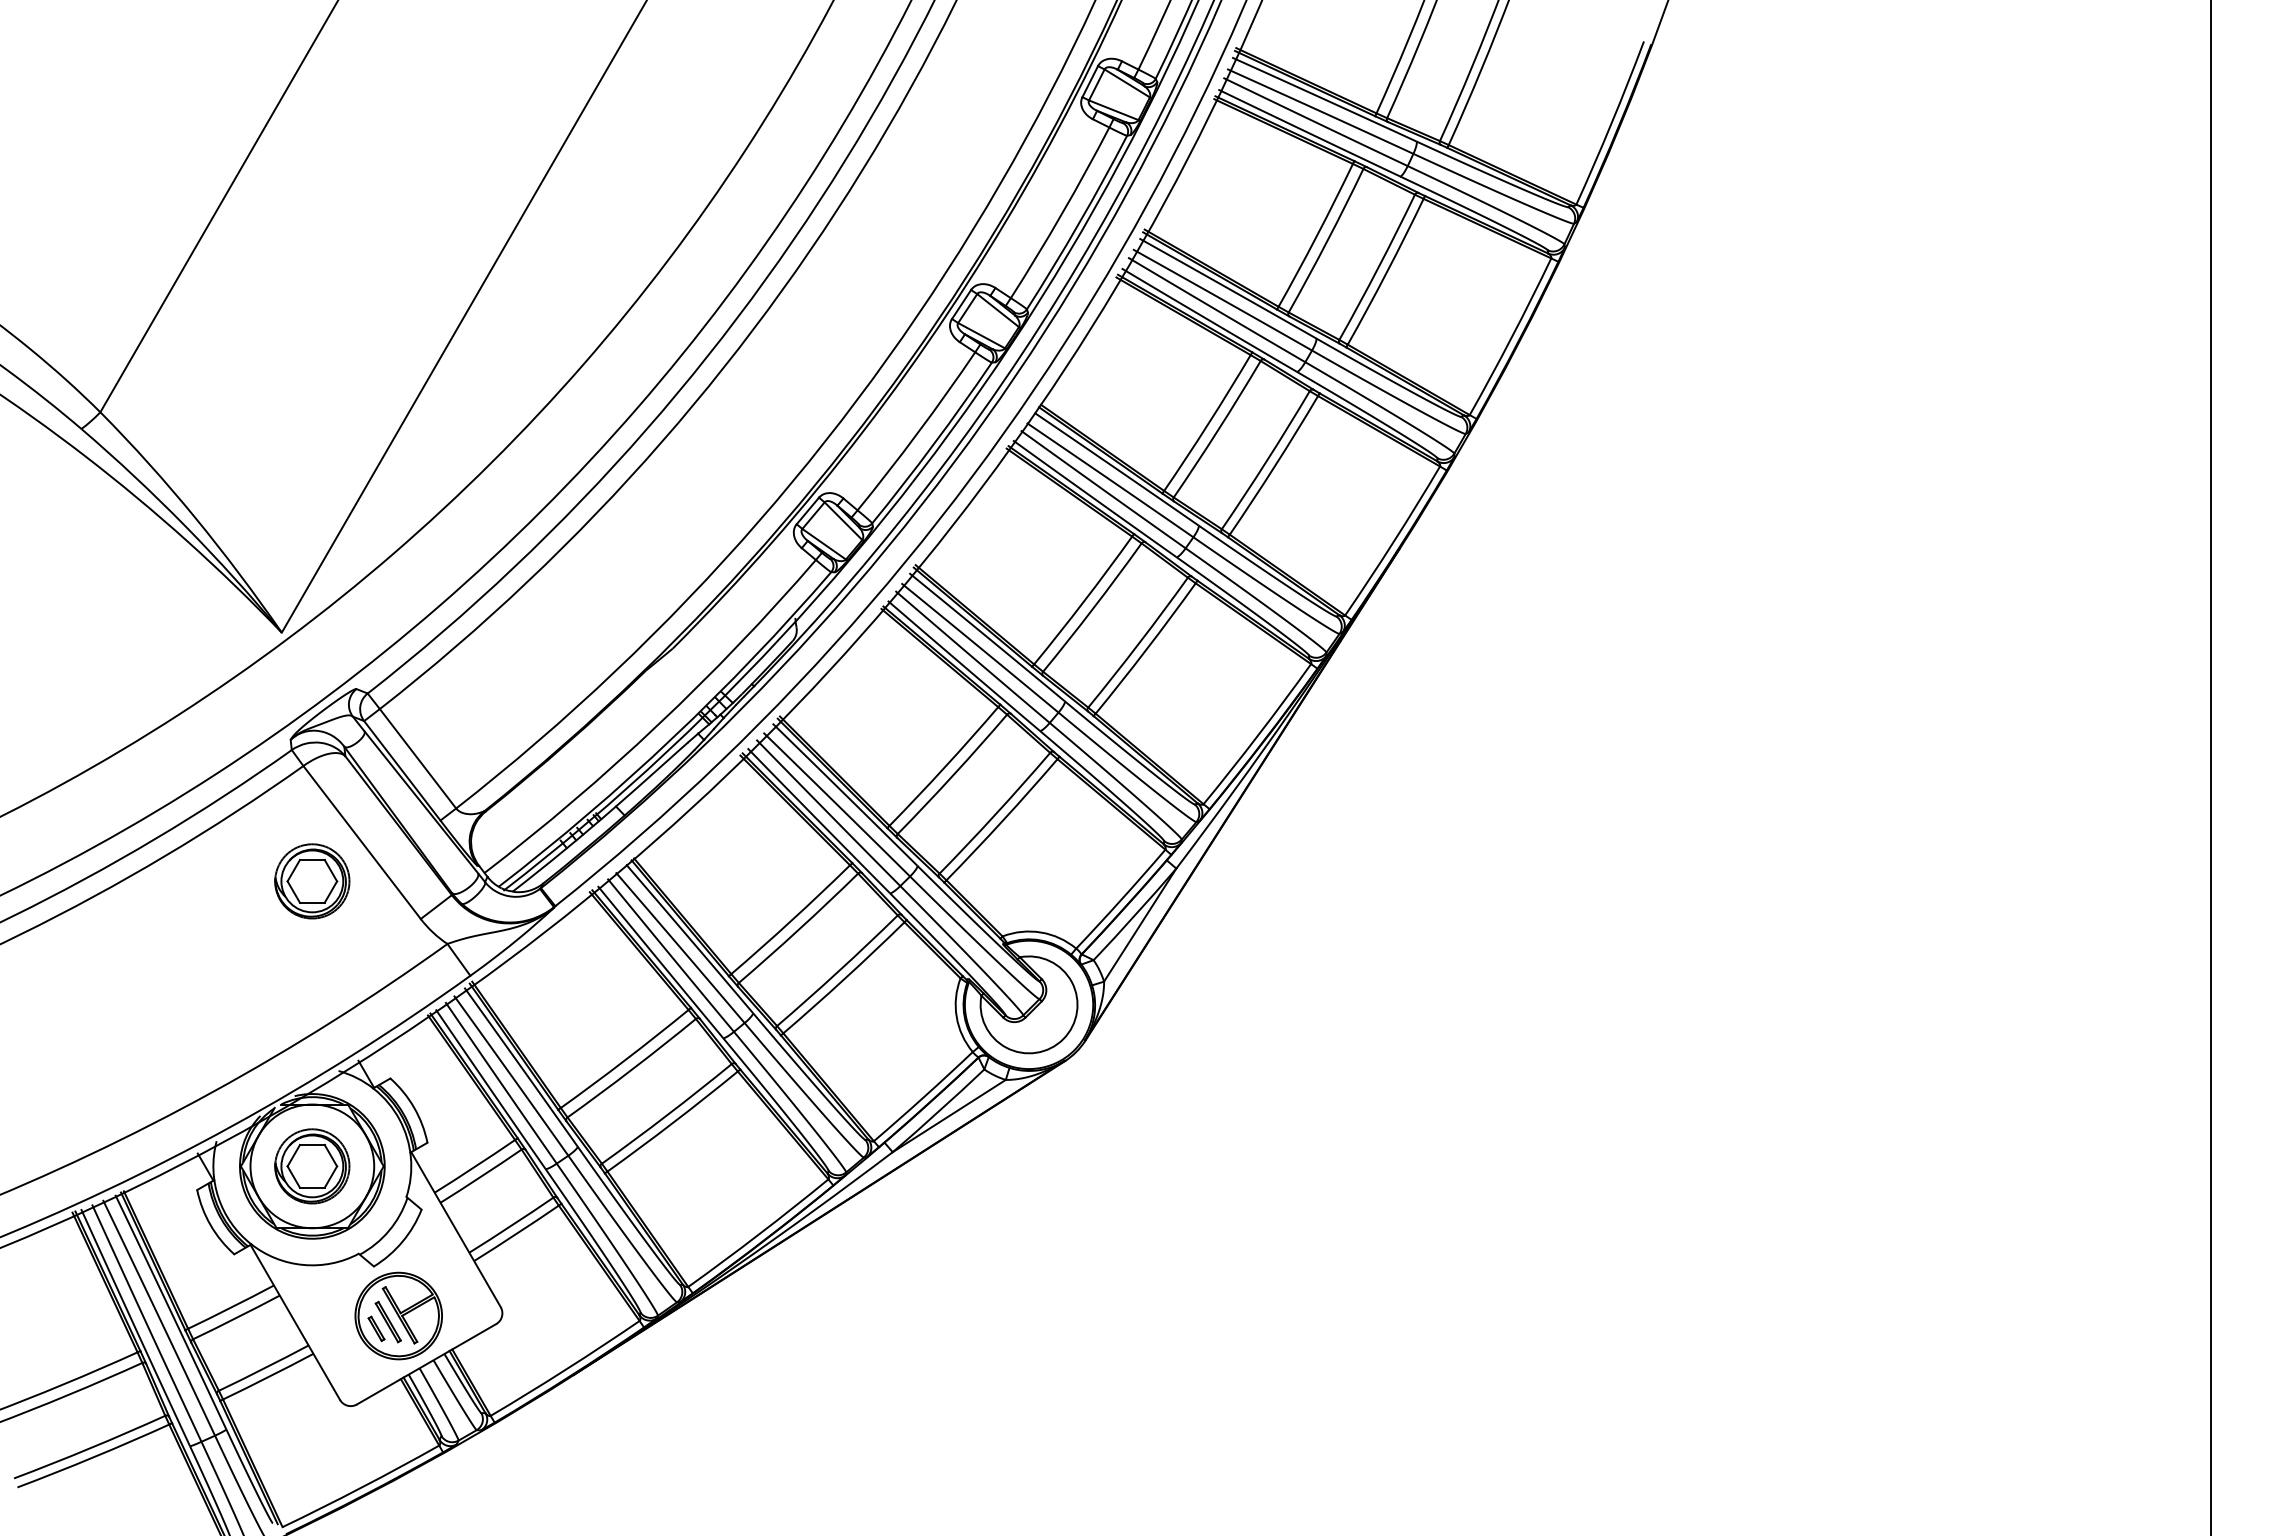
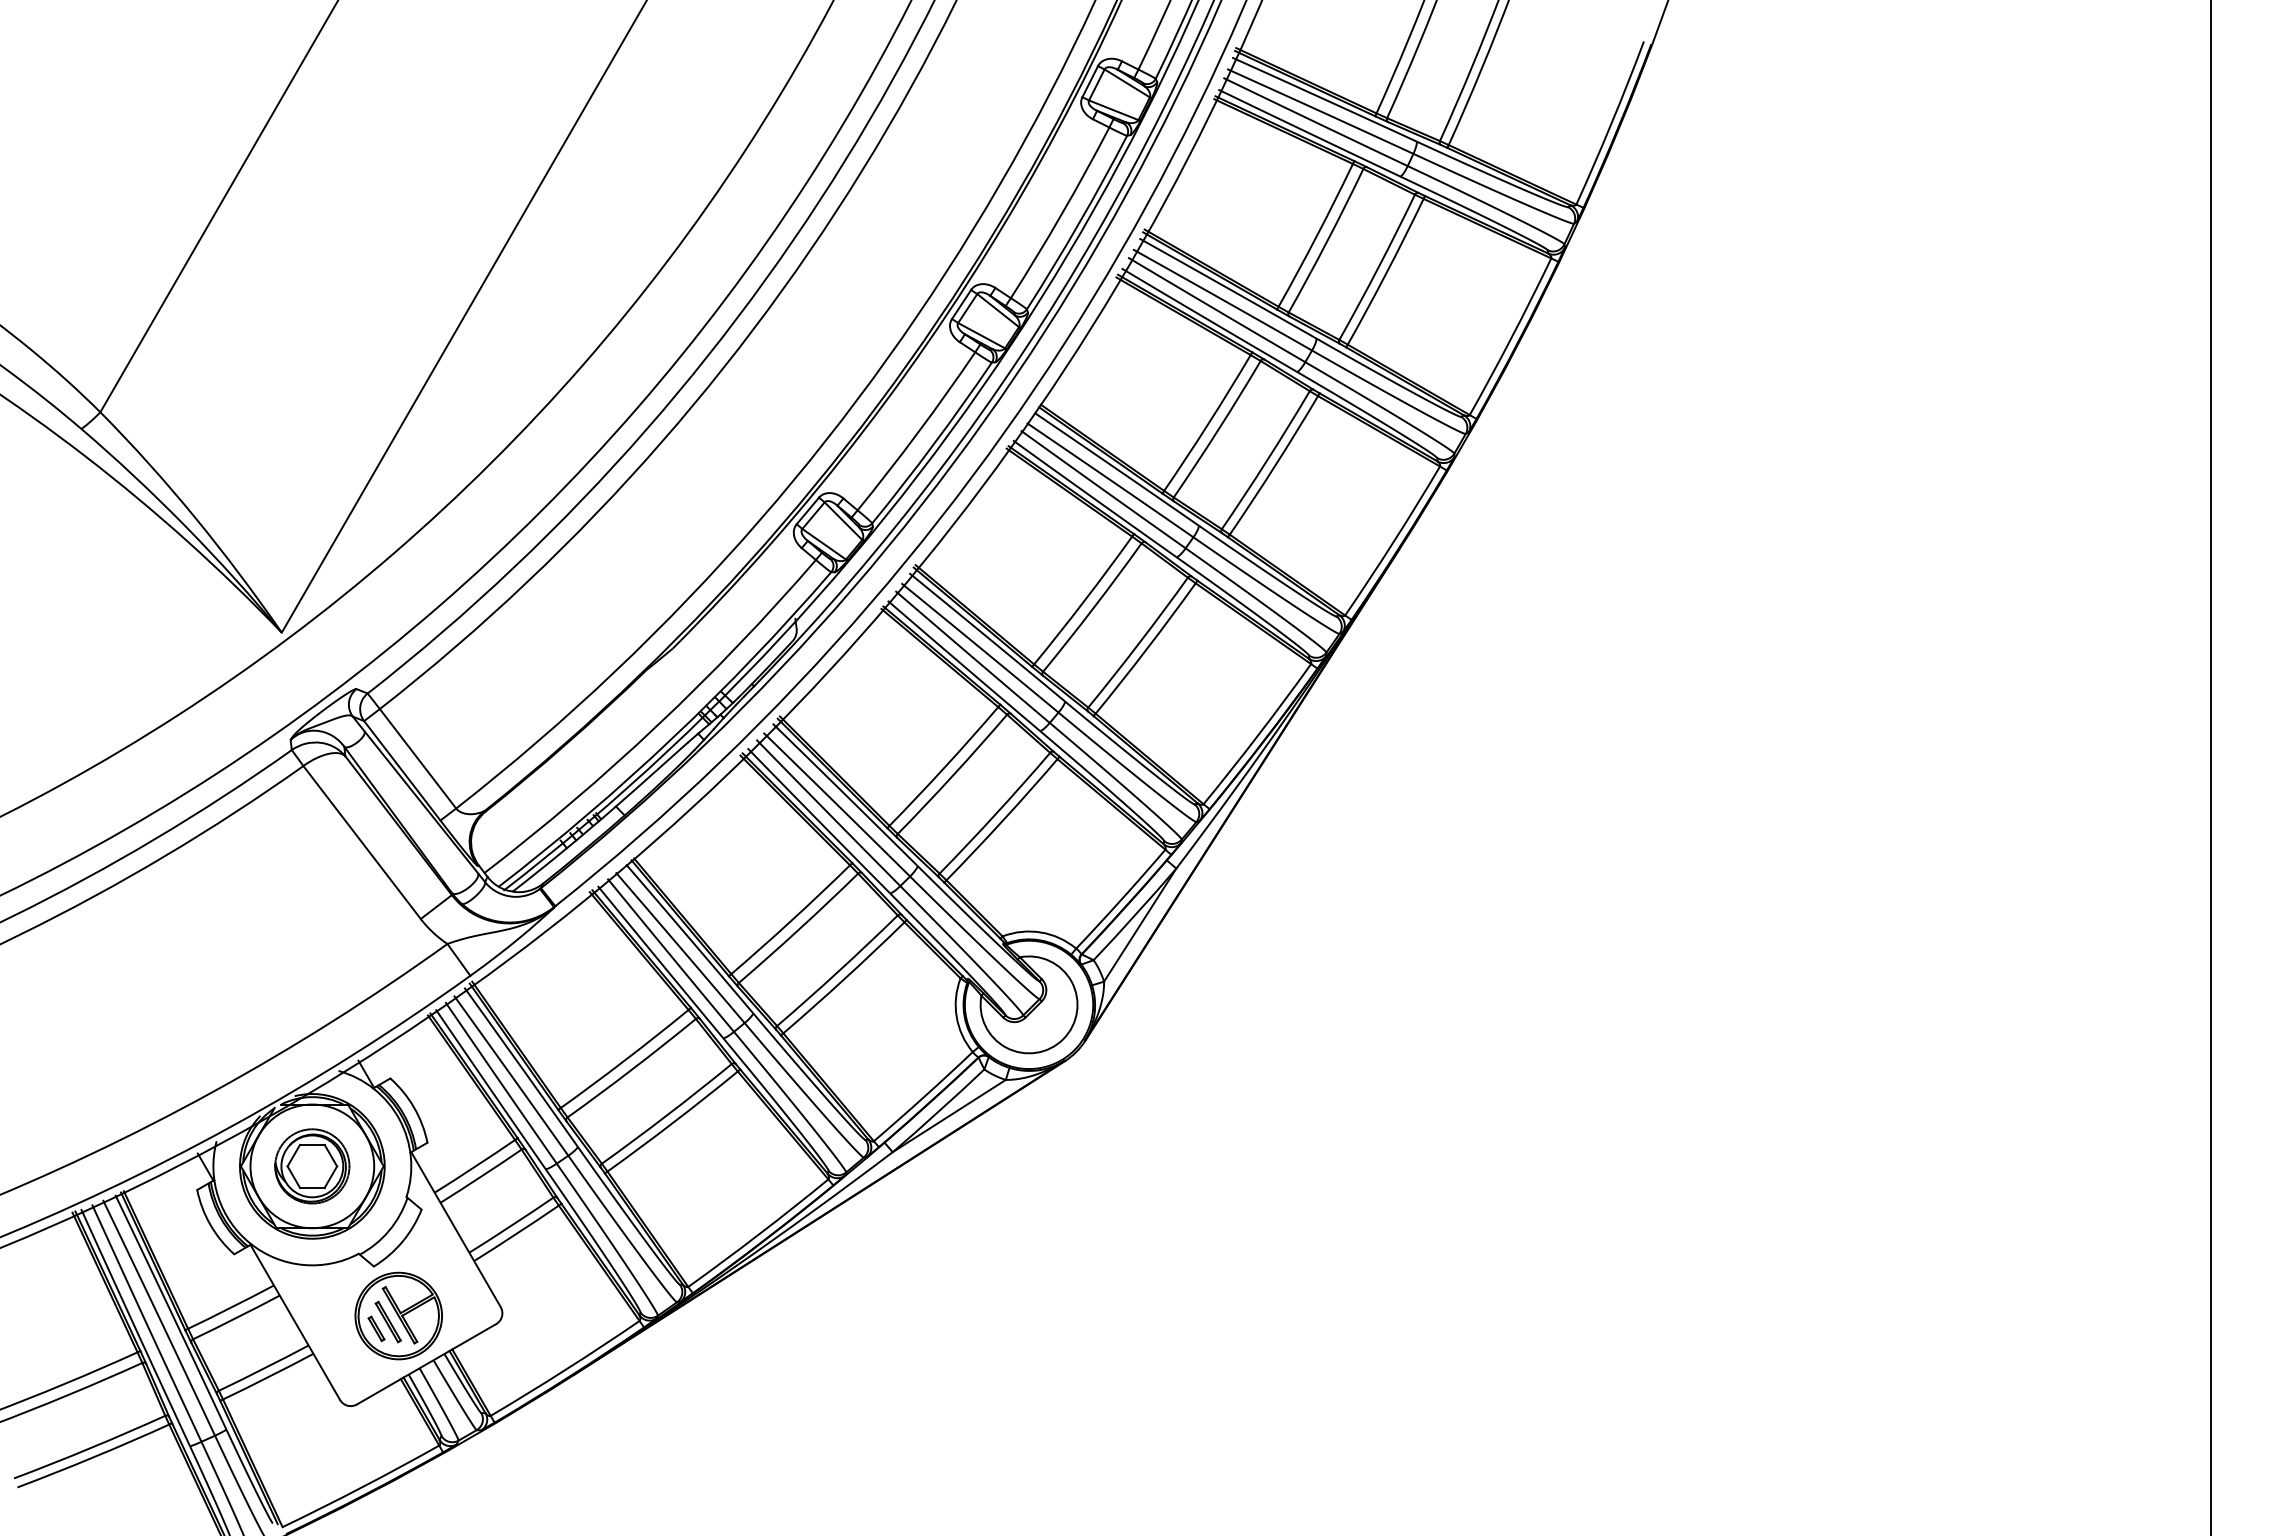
part: present -> none (312, 881)
